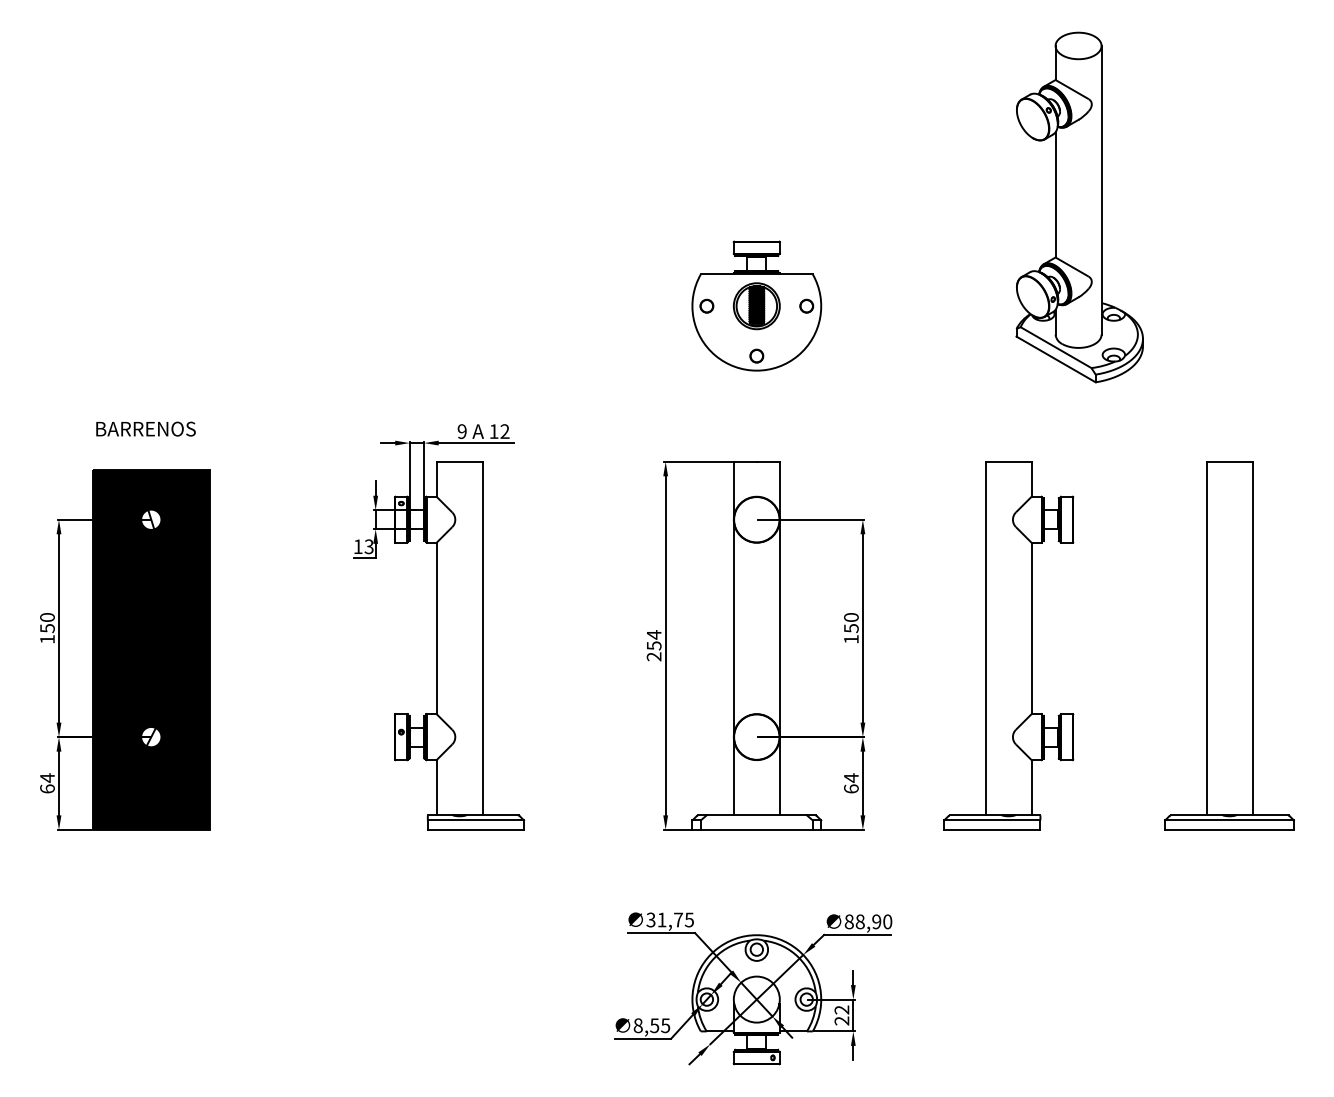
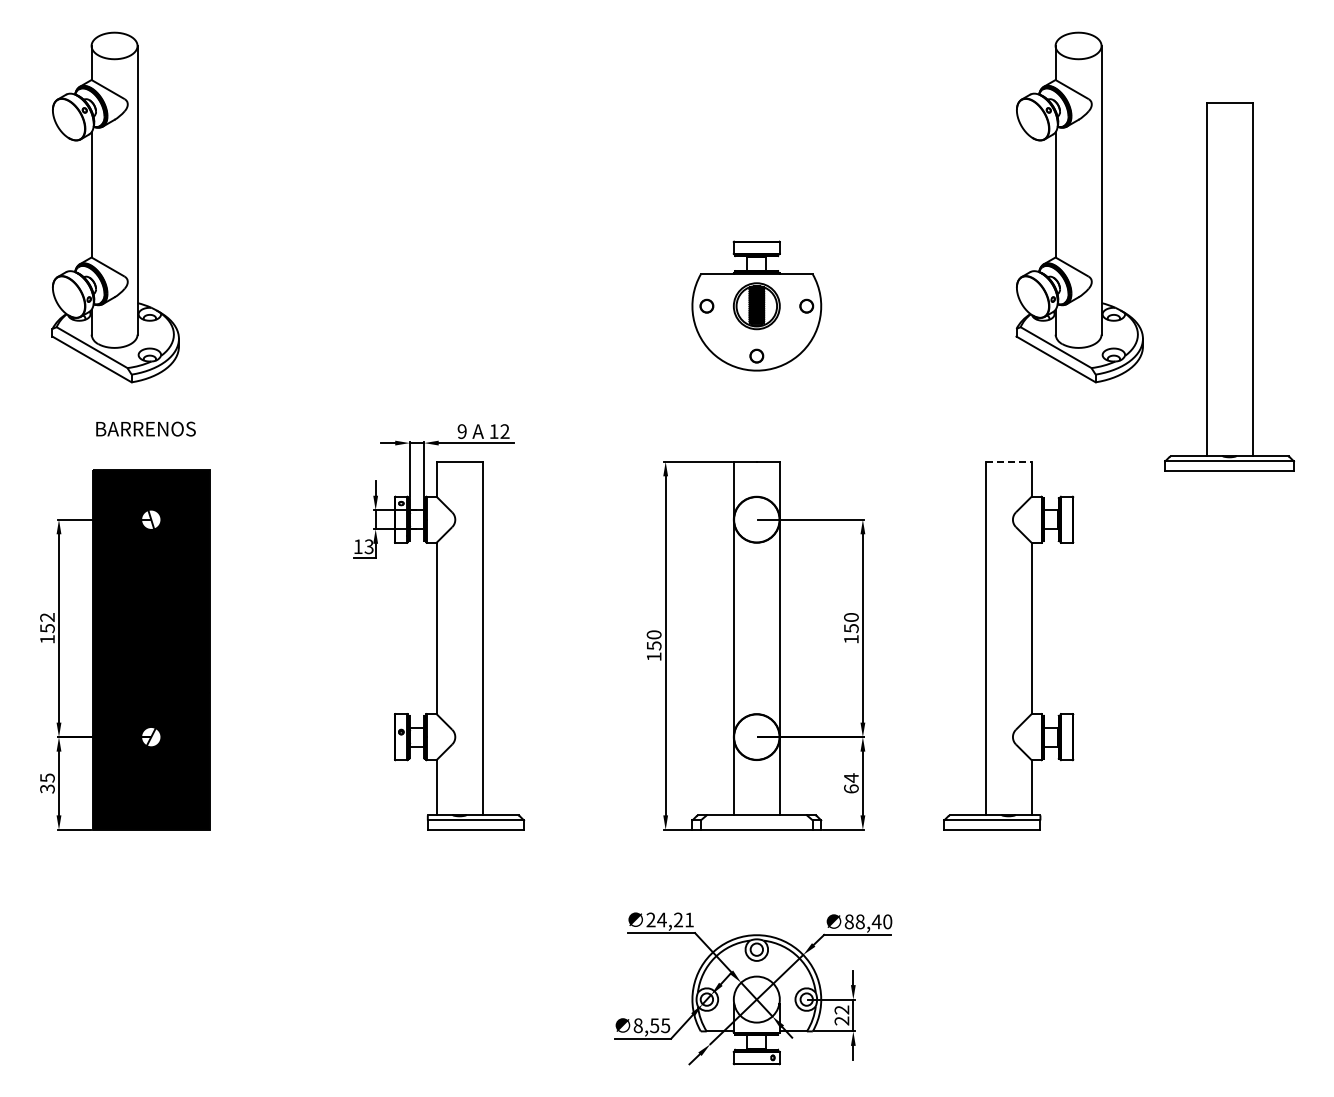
part: none -> present (115, 207)
line: solid -> dashed (1009, 461)
text: 150 -> 152 (47, 617)
text: 254 -> 150 (653, 645)
part position: (1229, 645) -> (1229, 286) (1229, 286)
text: 64 -> 35 (47, 783)
text: 31,75 -> 24,21 (669, 919)
text: 88,90 -> 88,40 (876, 921)
